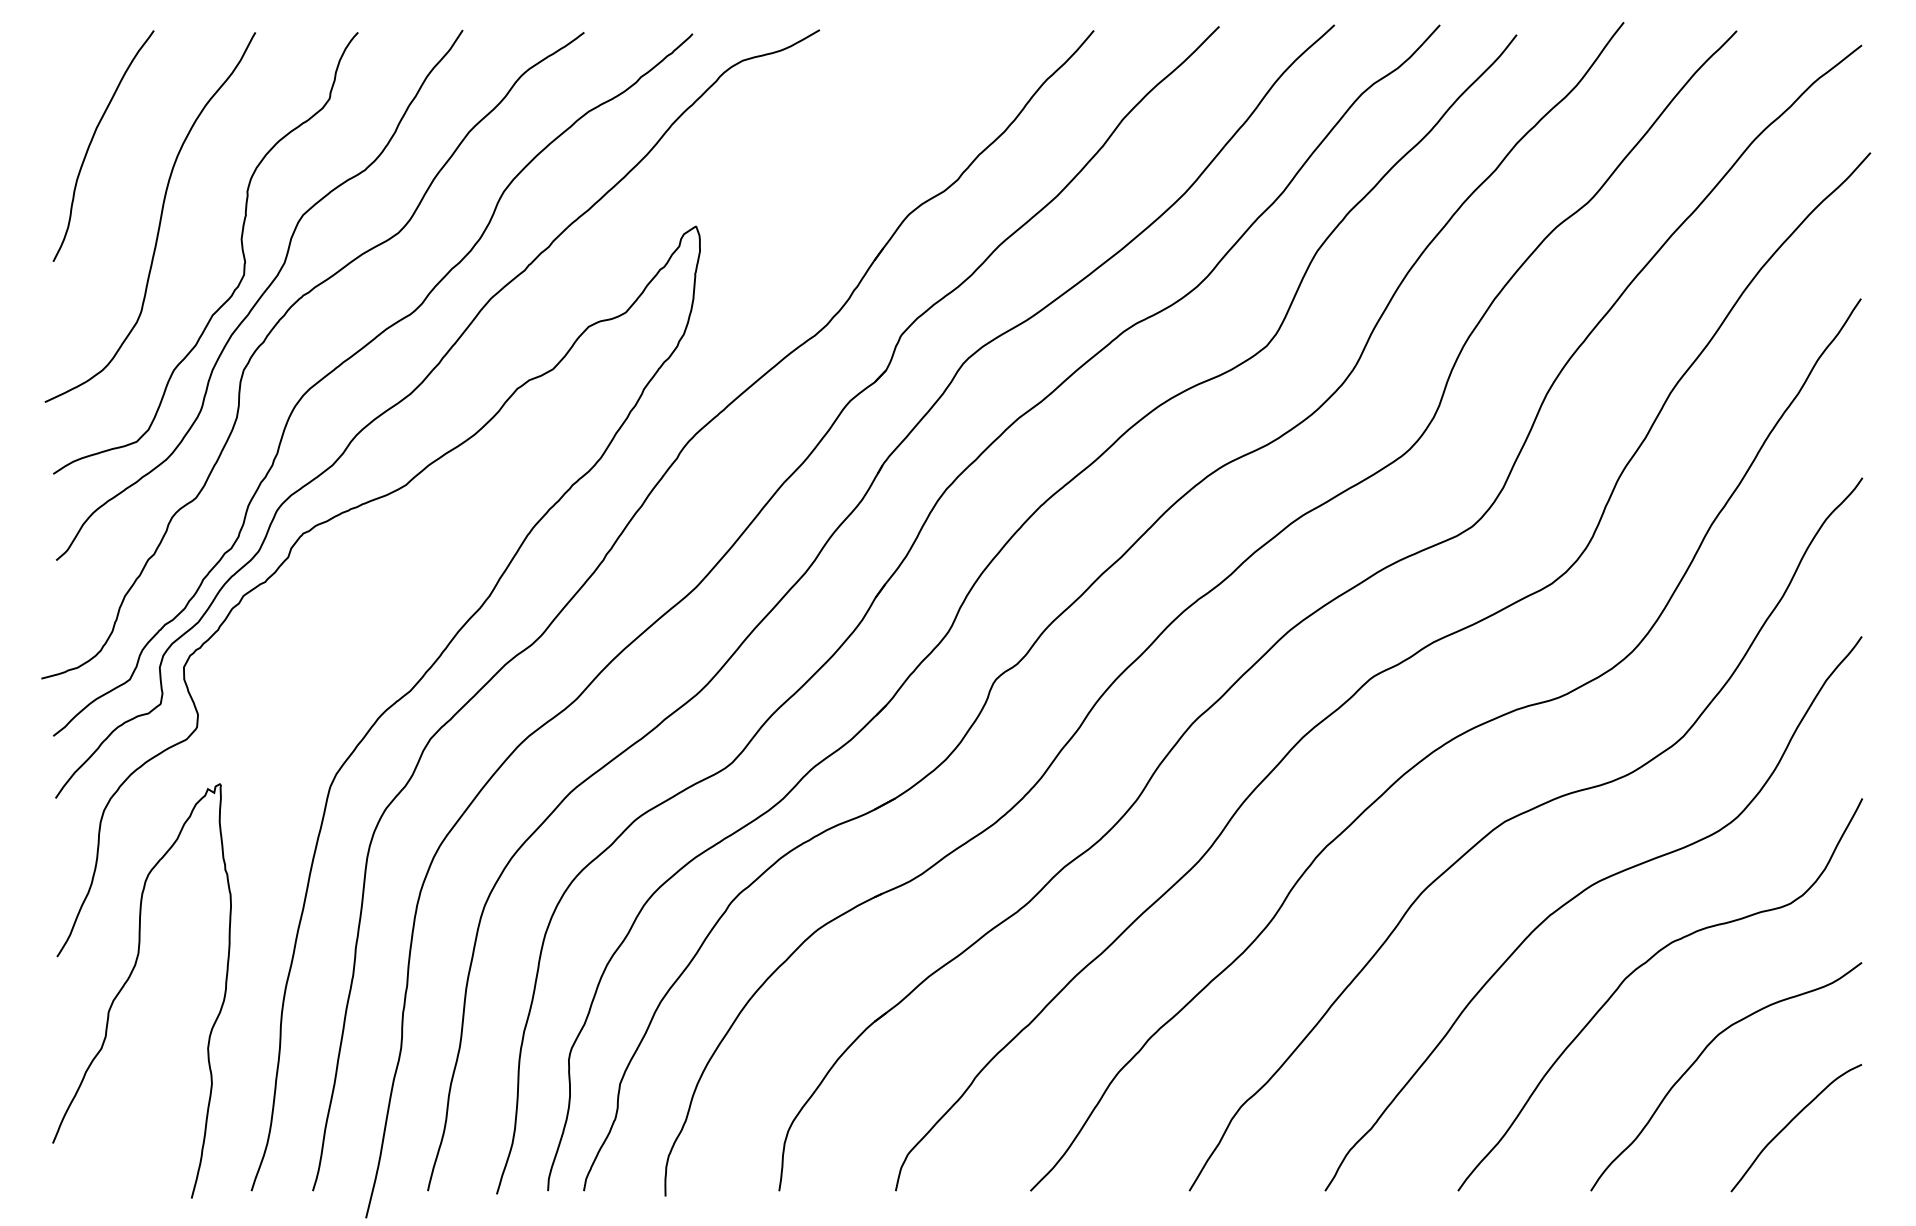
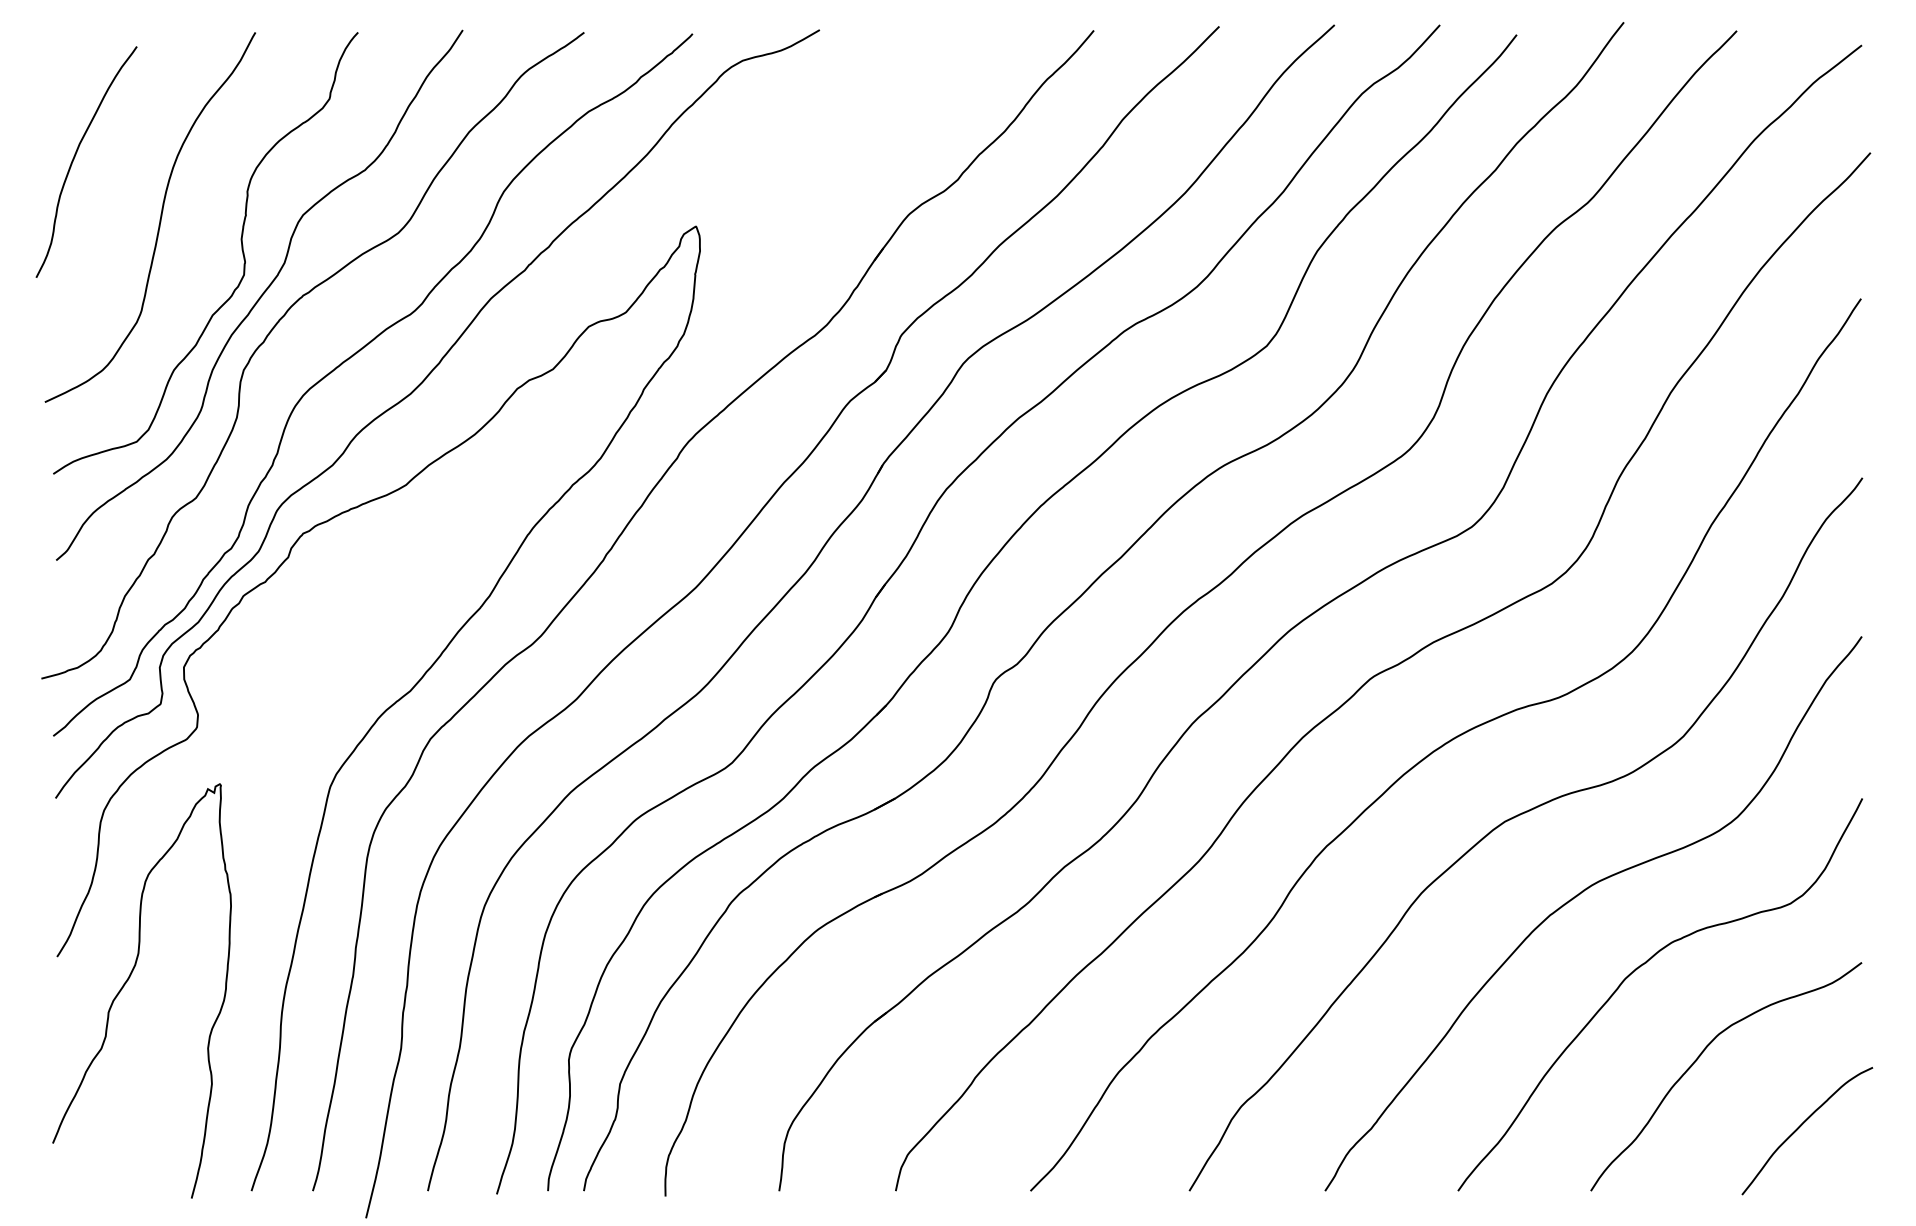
curve position: (92, 141) -> (75, 157) (75, 157)
curve position: (1791, 1122) -> (1802, 1125) (1802, 1125)
